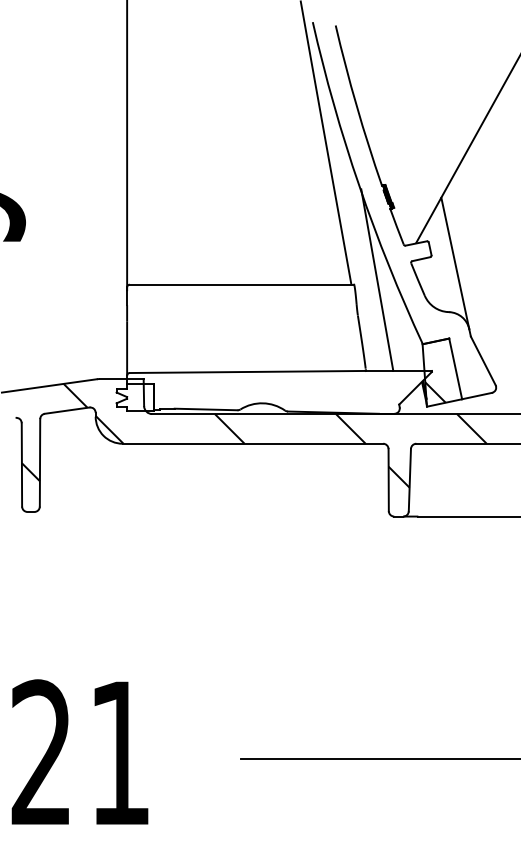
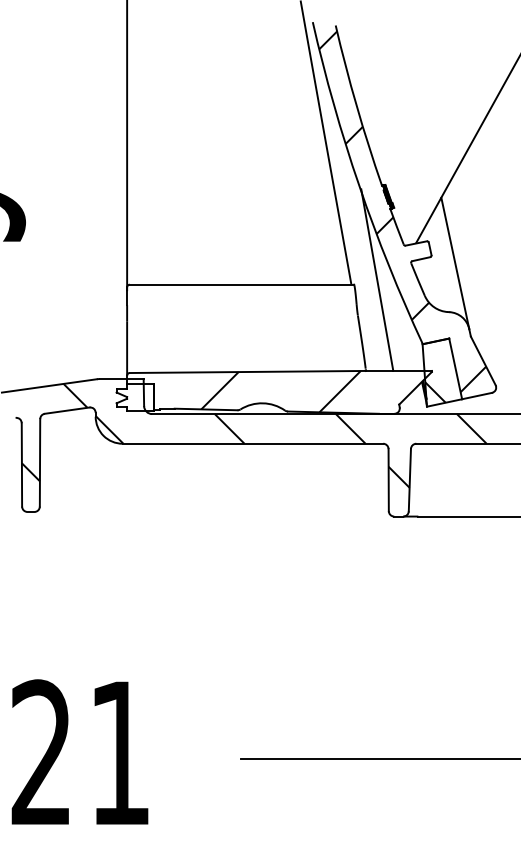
hatch: none -> present (402, 211)
hatch: none -> present (280, 391)
